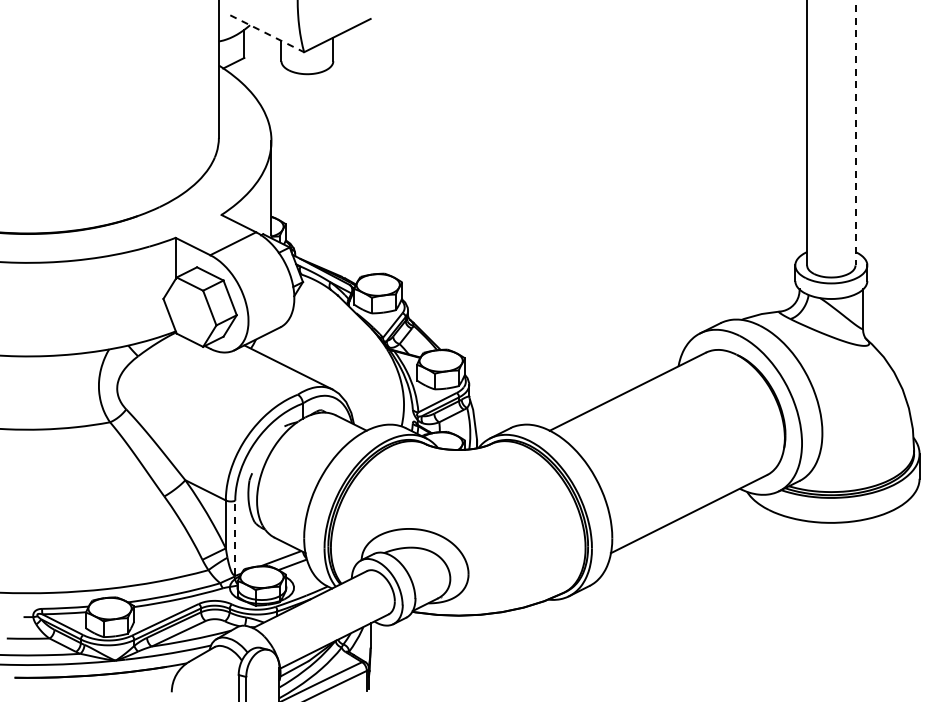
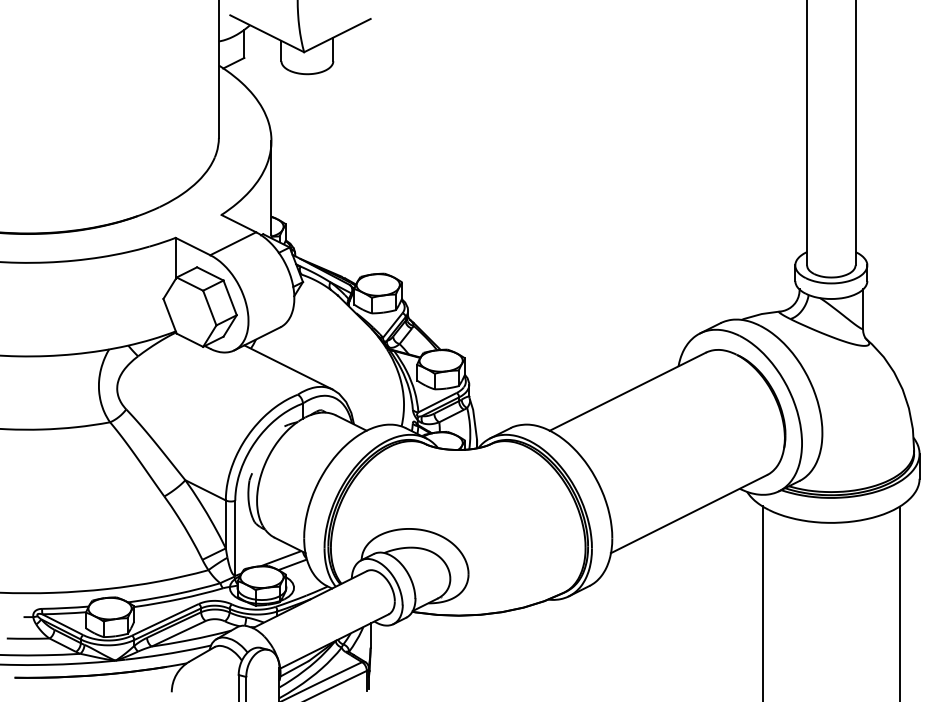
line: dashed -> solid (267, 34)
line: dashed -> solid (855, 132)
line: dashed -> solid (235, 537)
line: none -> present (762, 602)
line: none -> present (899, 602)
